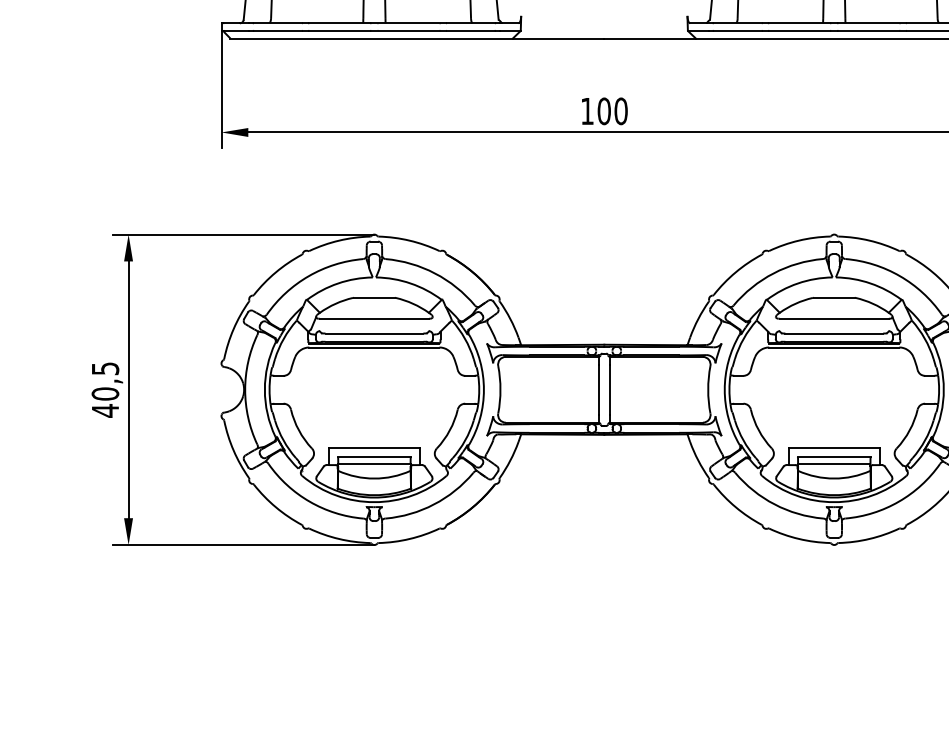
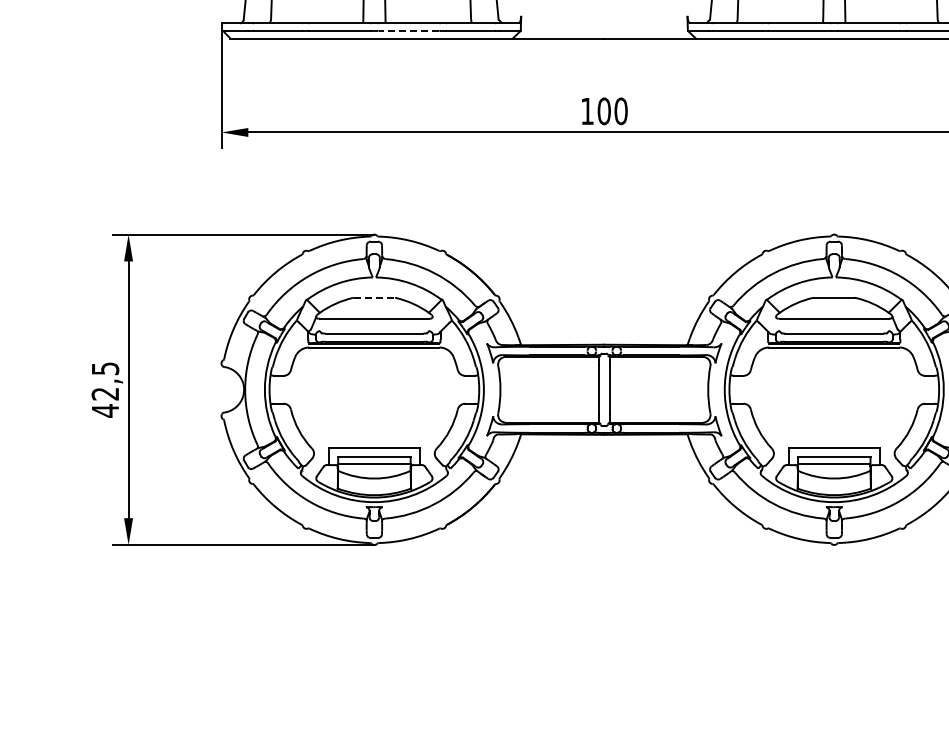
line: solid -> dashed (408, 30)
line: solid -> dashed (374, 297)
text: 40,5 -> 42,5 (105, 393)
